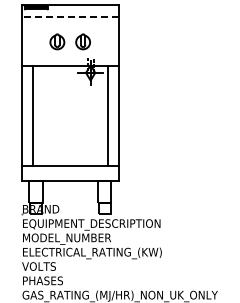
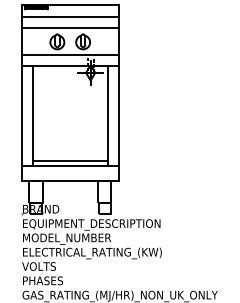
line: dashed -> solid (69, 17)
line: none -> present (69, 27)
line: none -> present (69, 54)
line: none -> present (69, 161)
